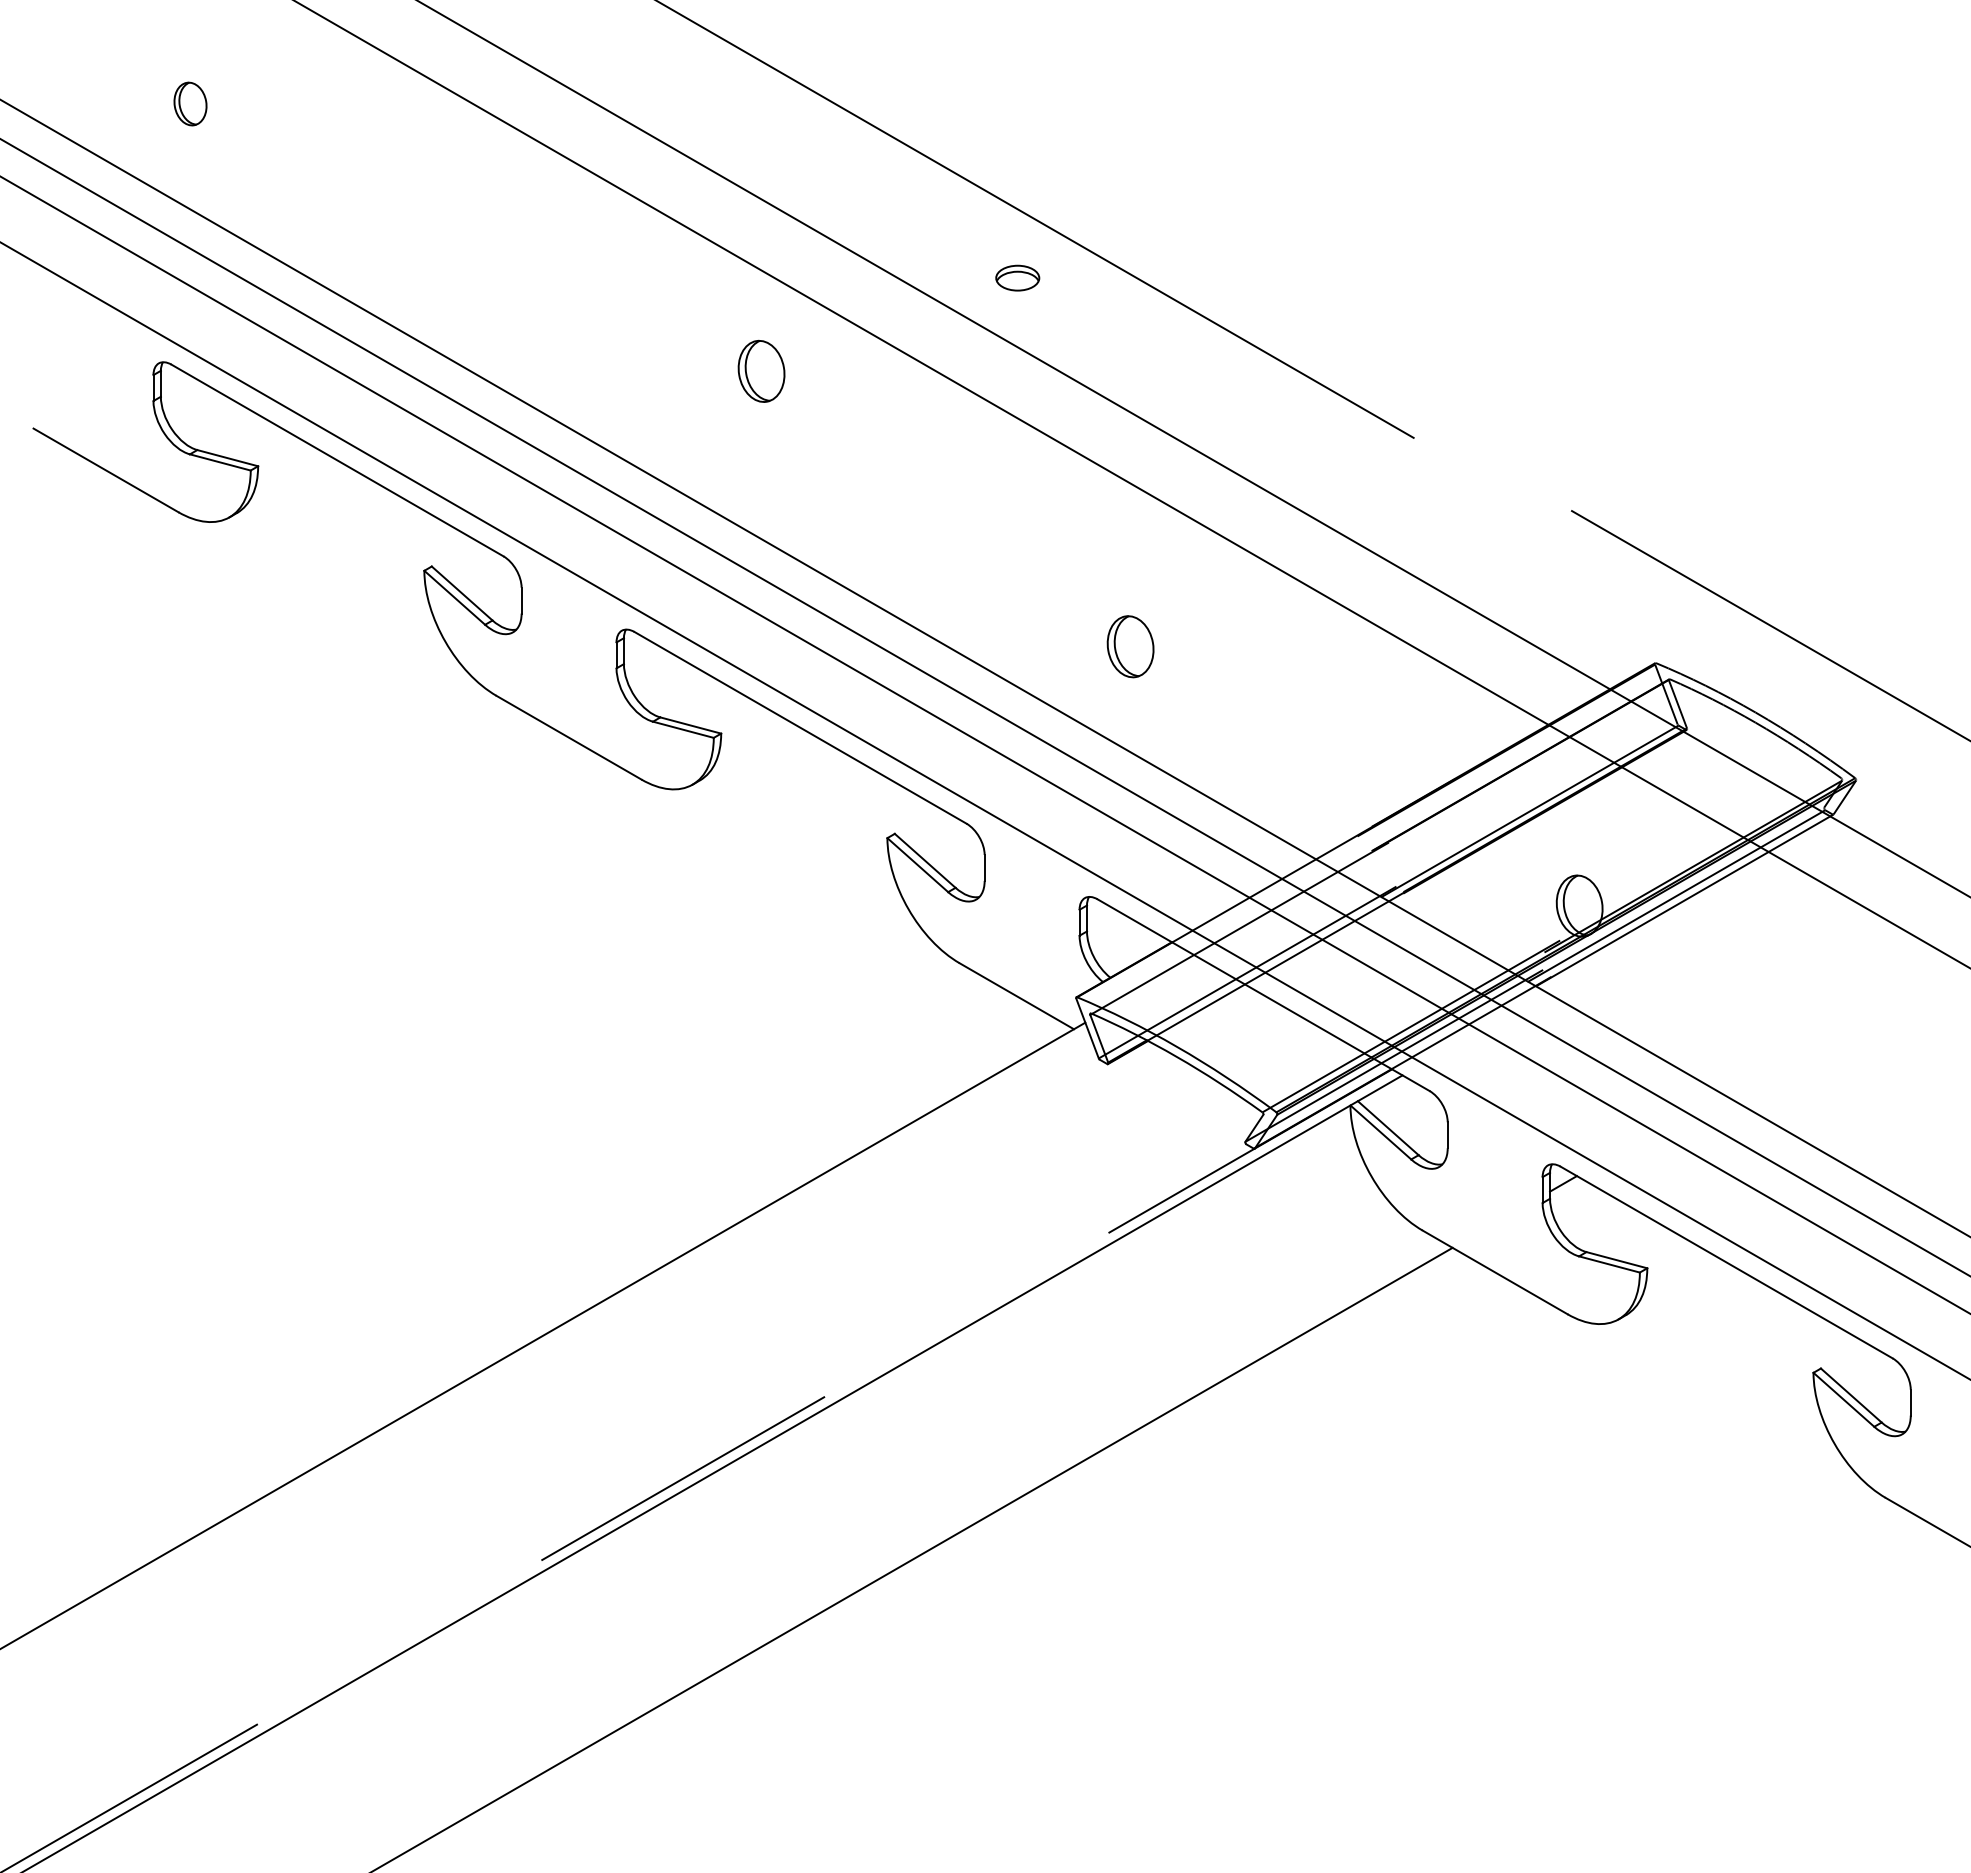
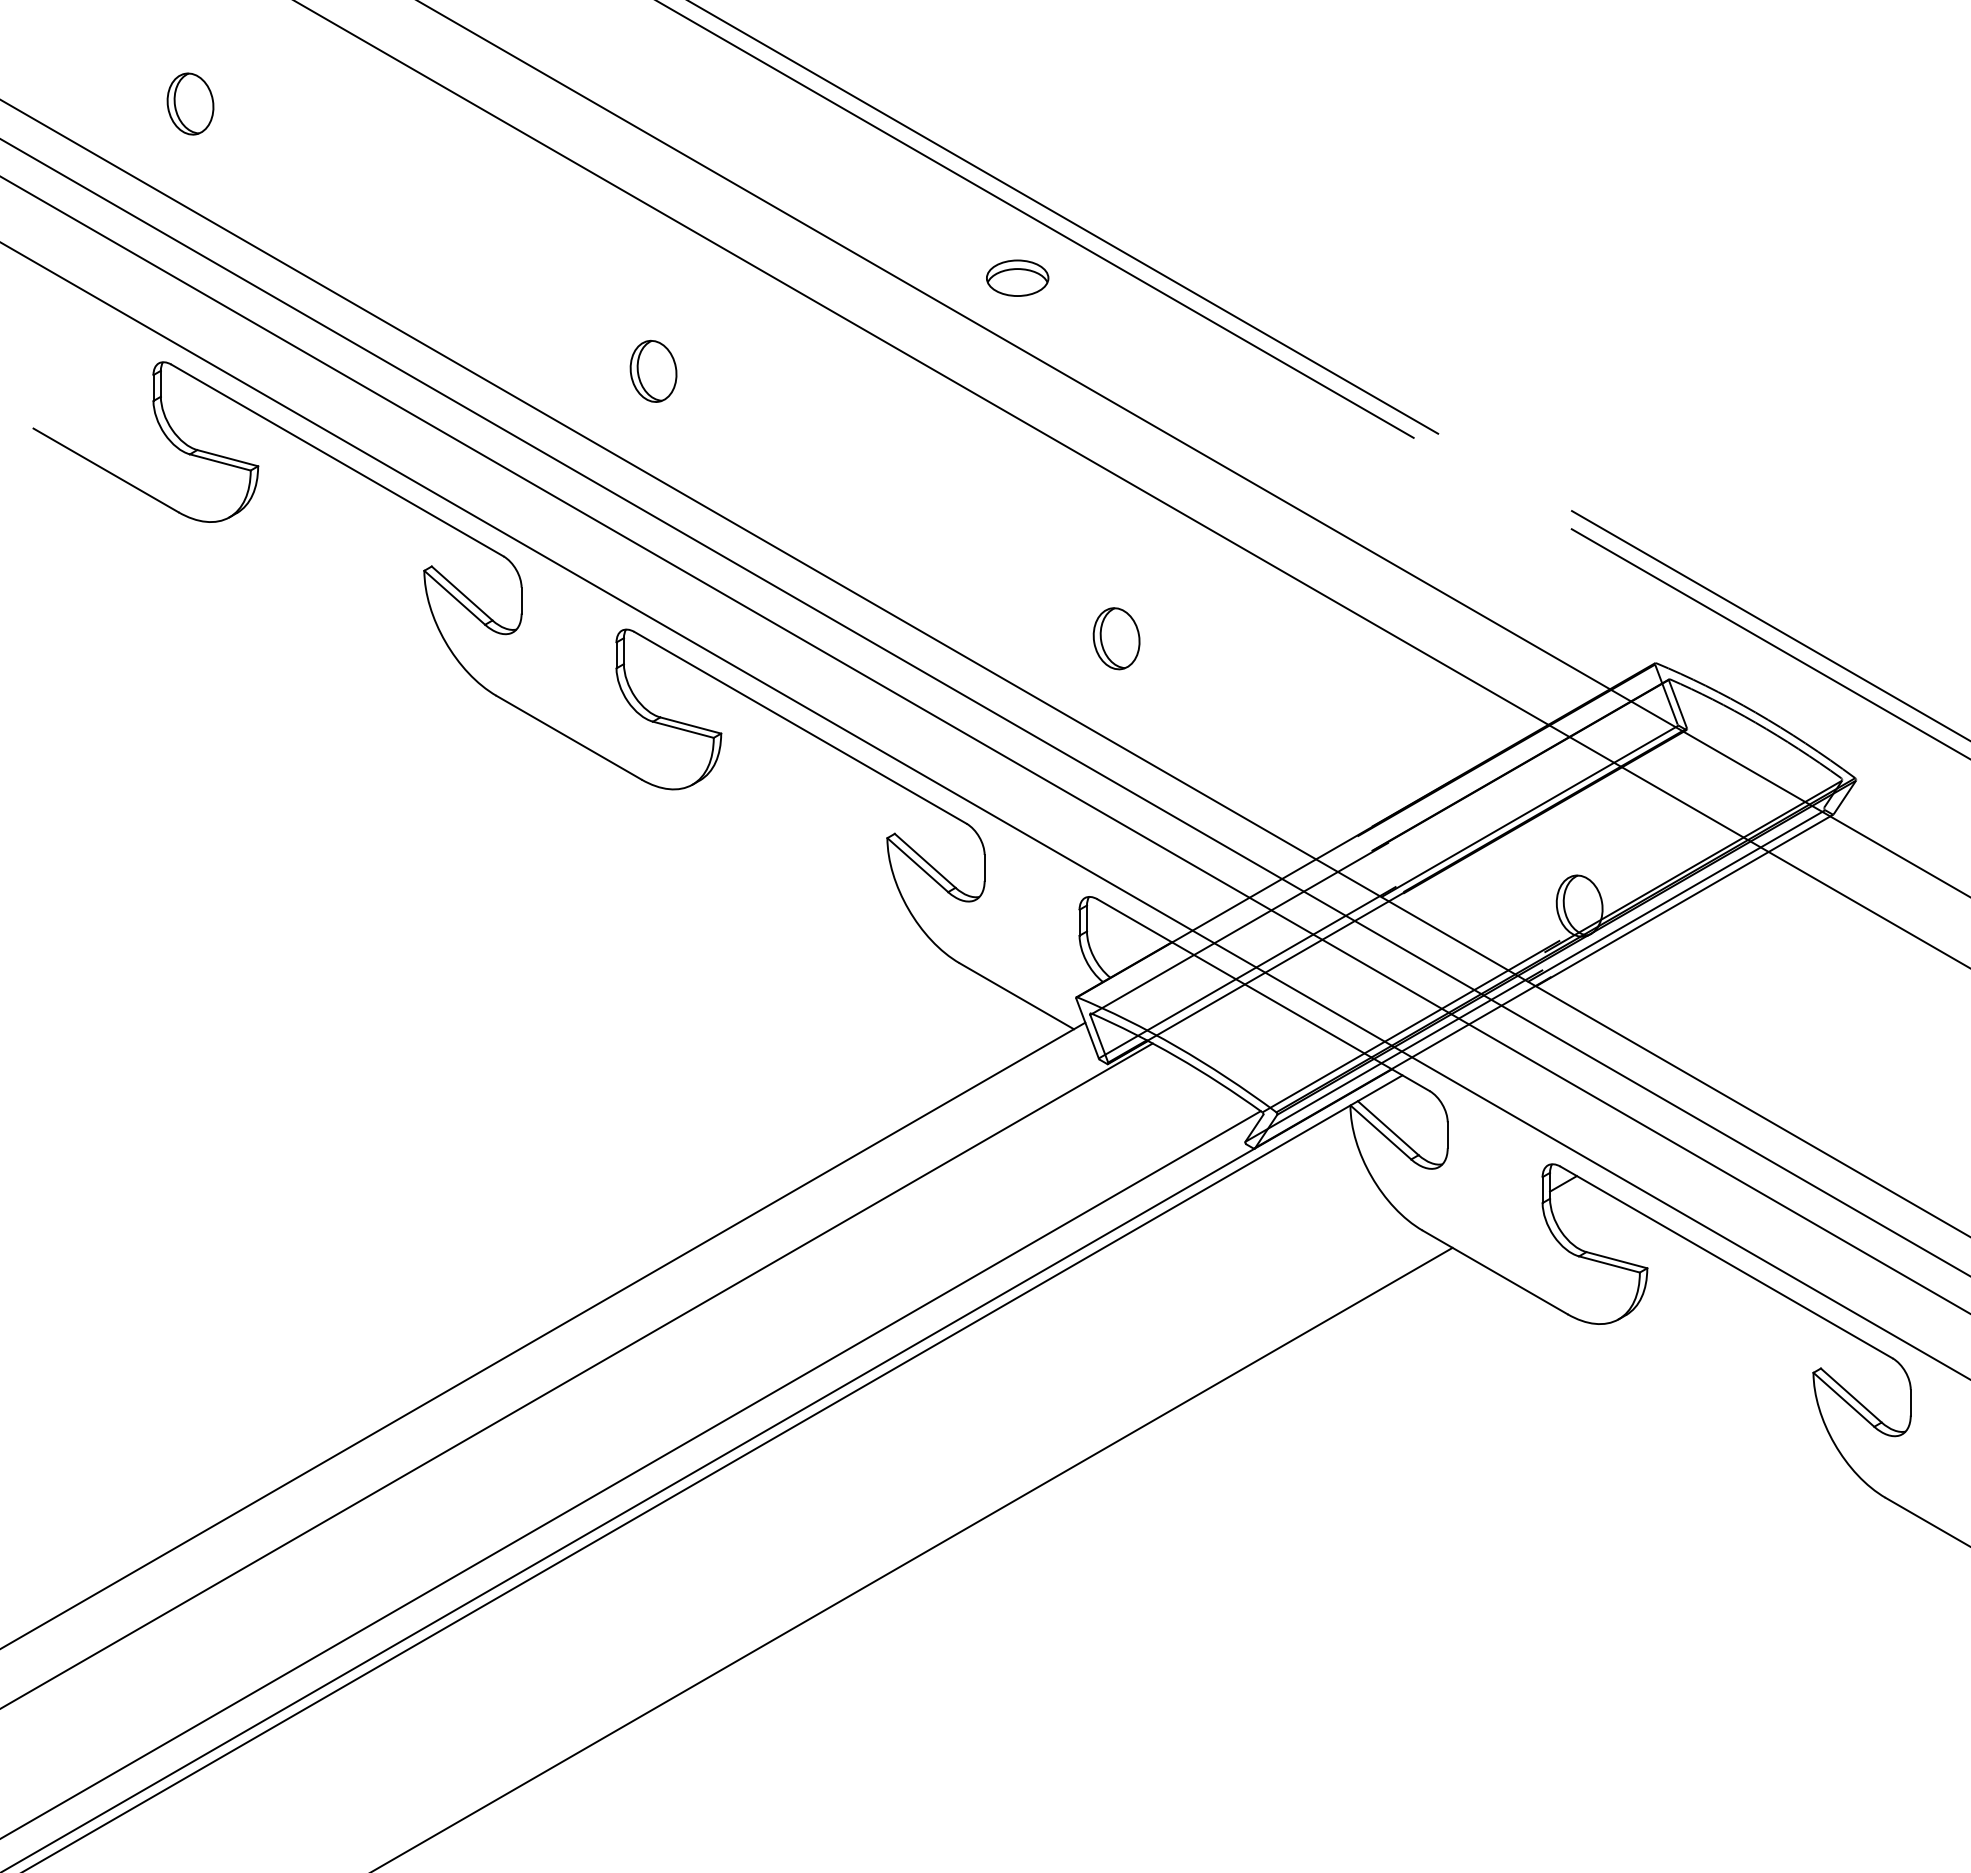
part size: 35x46 px -> 49x64 px (190, 103)
line: none -> present (1064, 217)
part size: 46x28 px -> 64x38 px (1017, 277)
part position: (761, 370) -> (653, 370) (653, 370)
line: none -> present (1769, 643)
part position: (1130, 646) -> (1116, 638) (1116, 638)
line: none -> present (577, 1375)
line: dashed -> solid (695, 1471)
line: none -> present (631, 1474)
